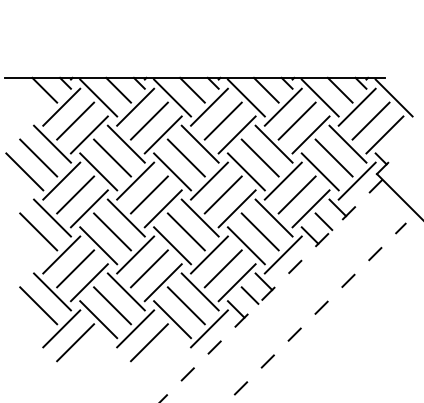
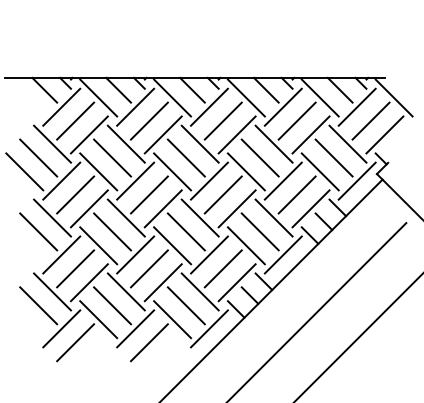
line: dashed -> solid (271, 291)
line: dashed -> solid (316, 312)
line: none -> present (358, 337)
